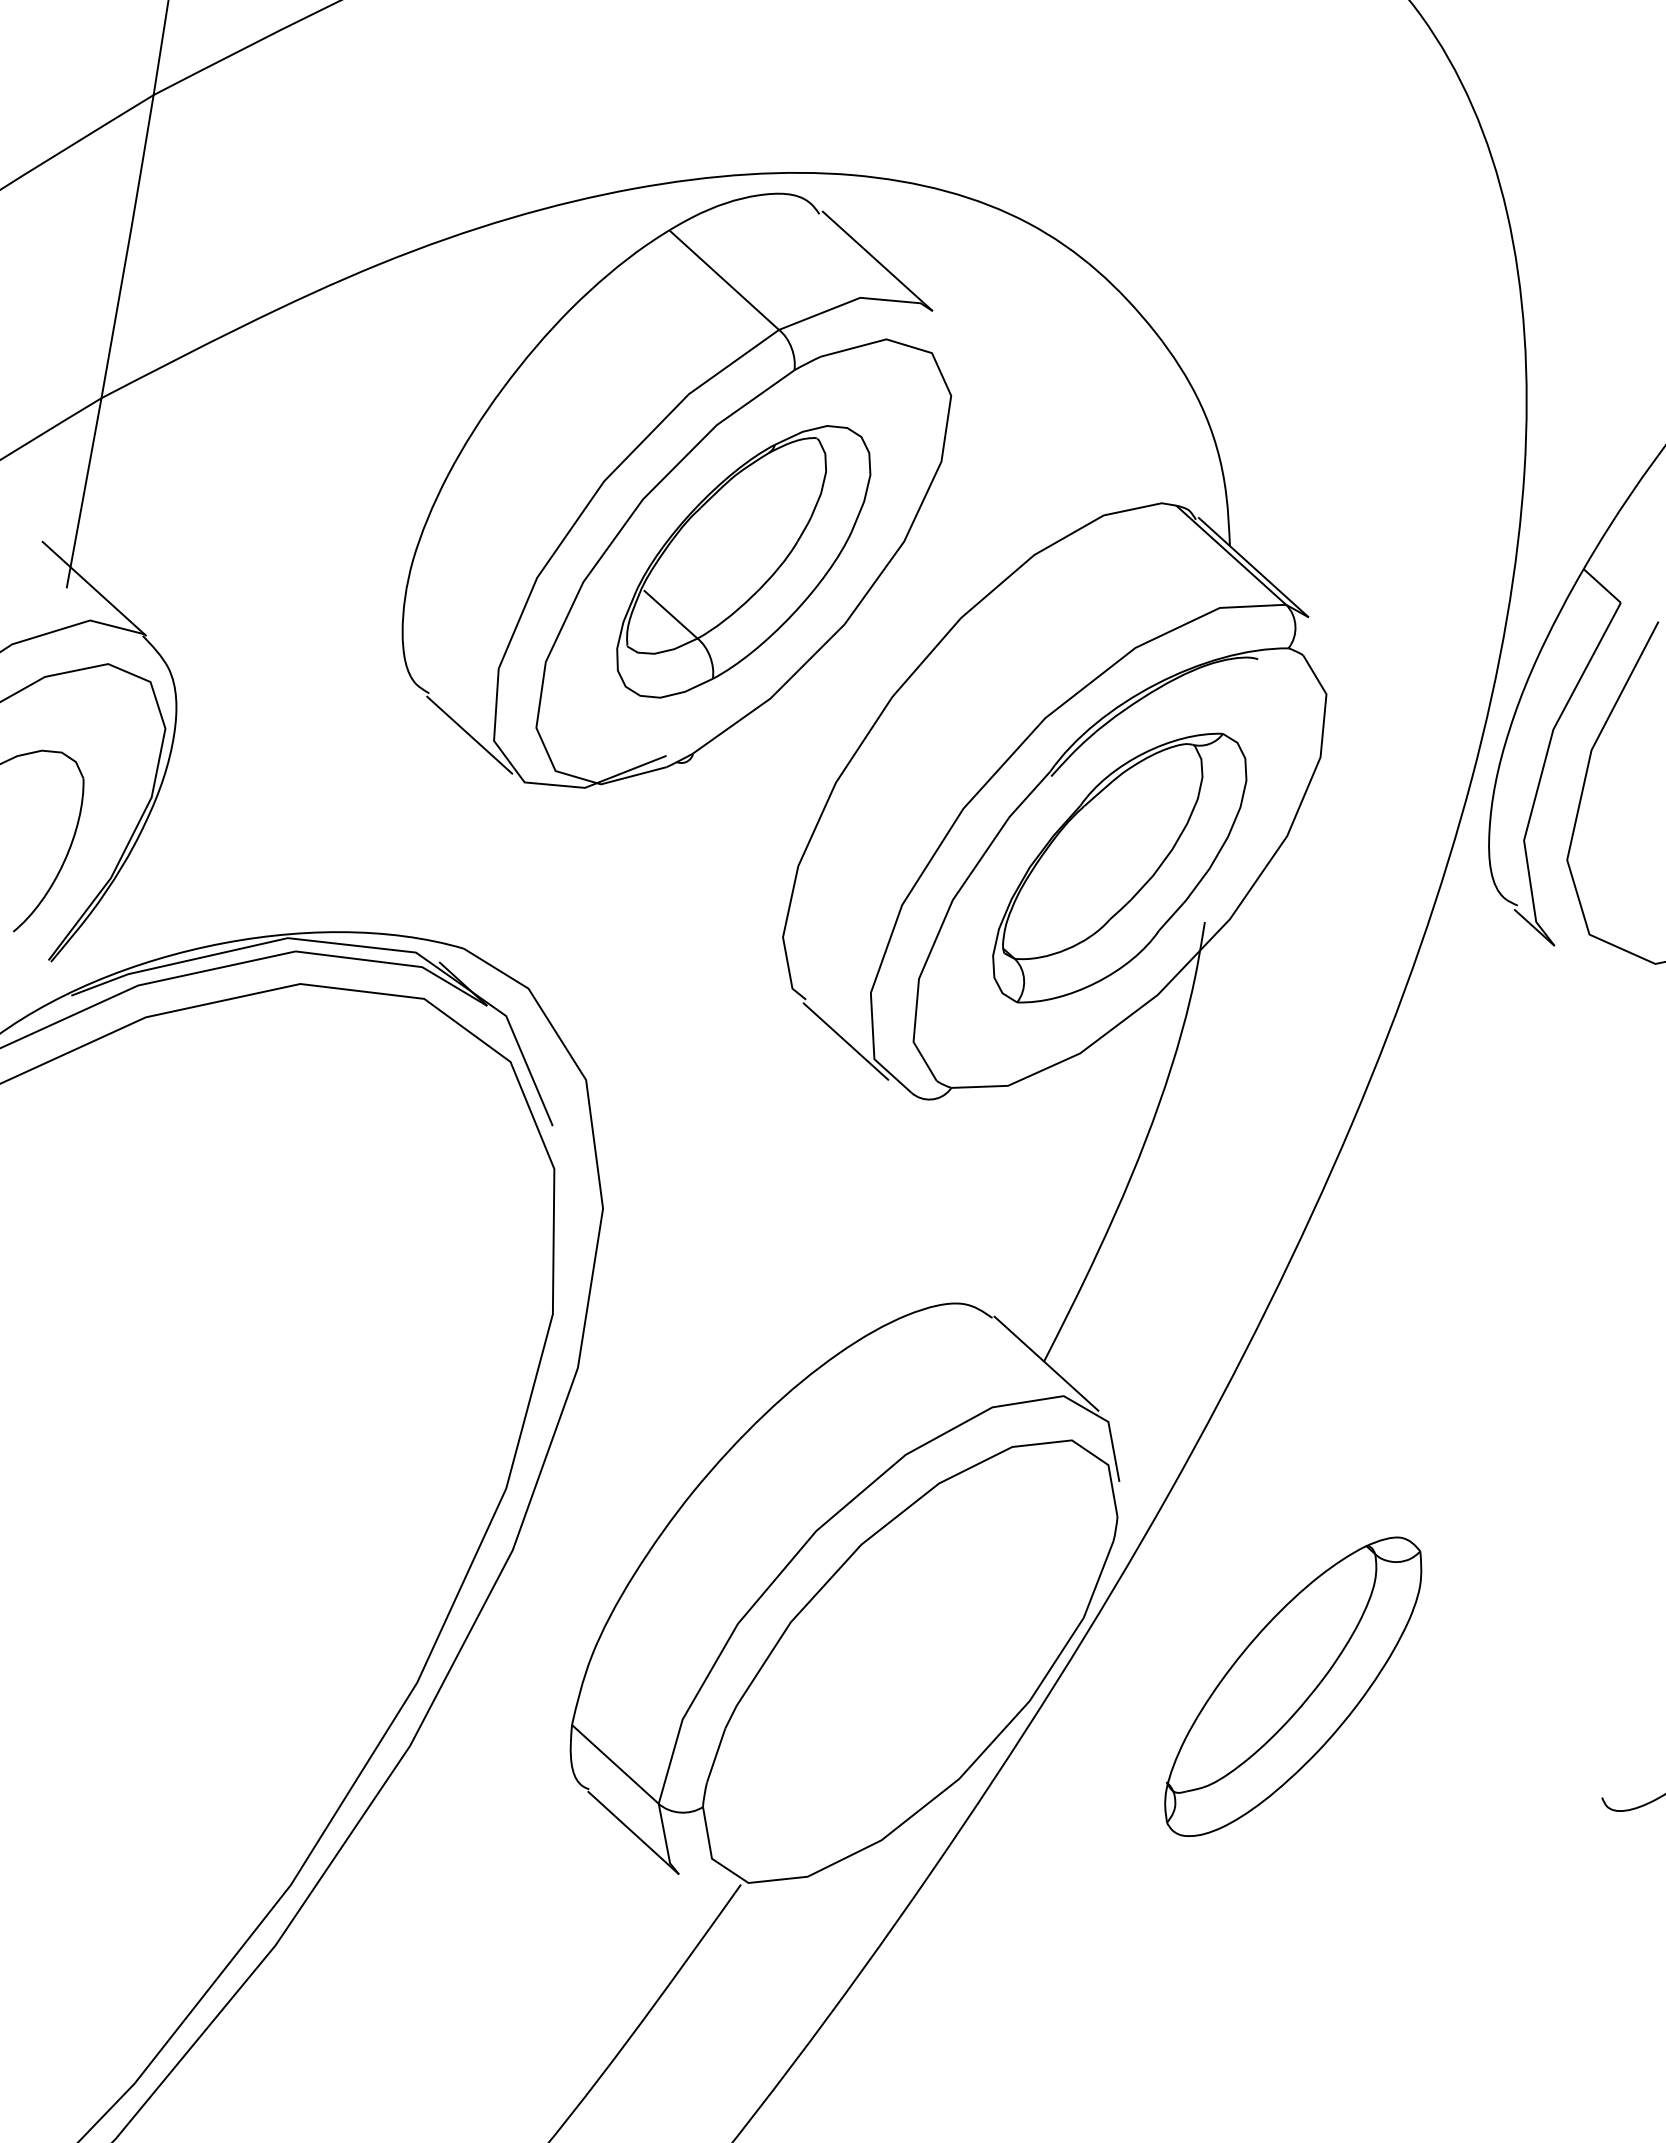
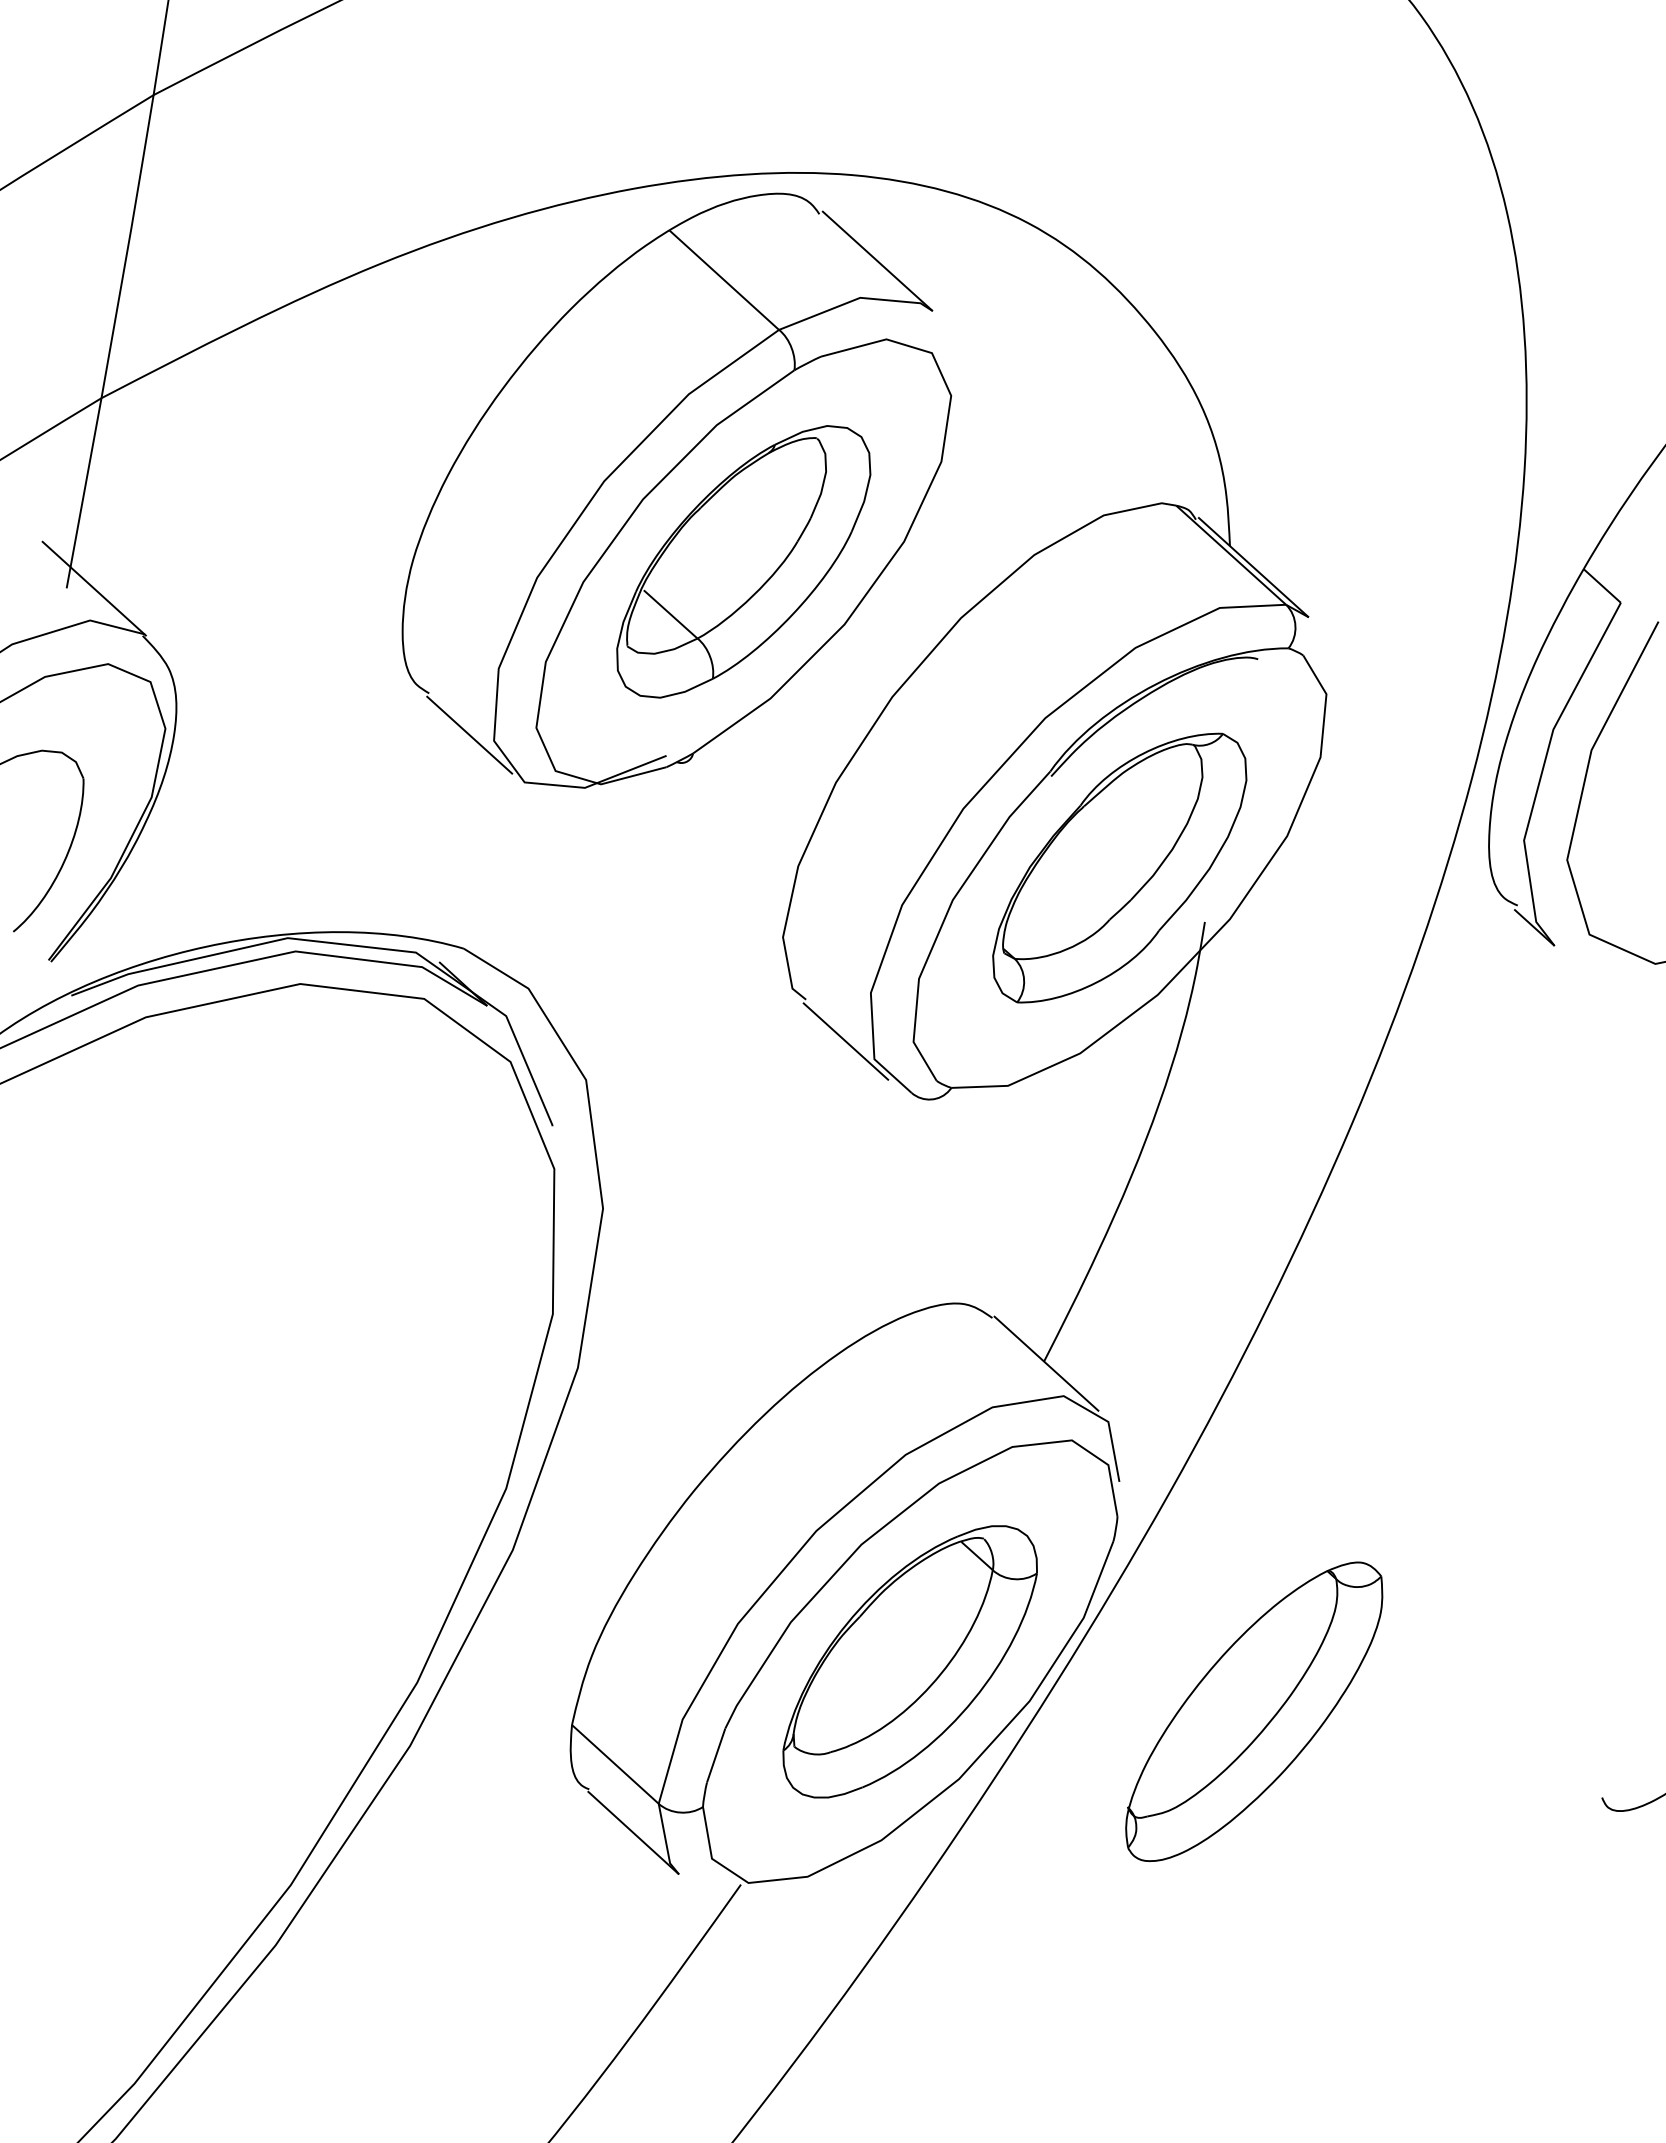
part: none -> present (909, 1661)
part position: (1293, 1686) -> (1254, 1711) (1254, 1711)
